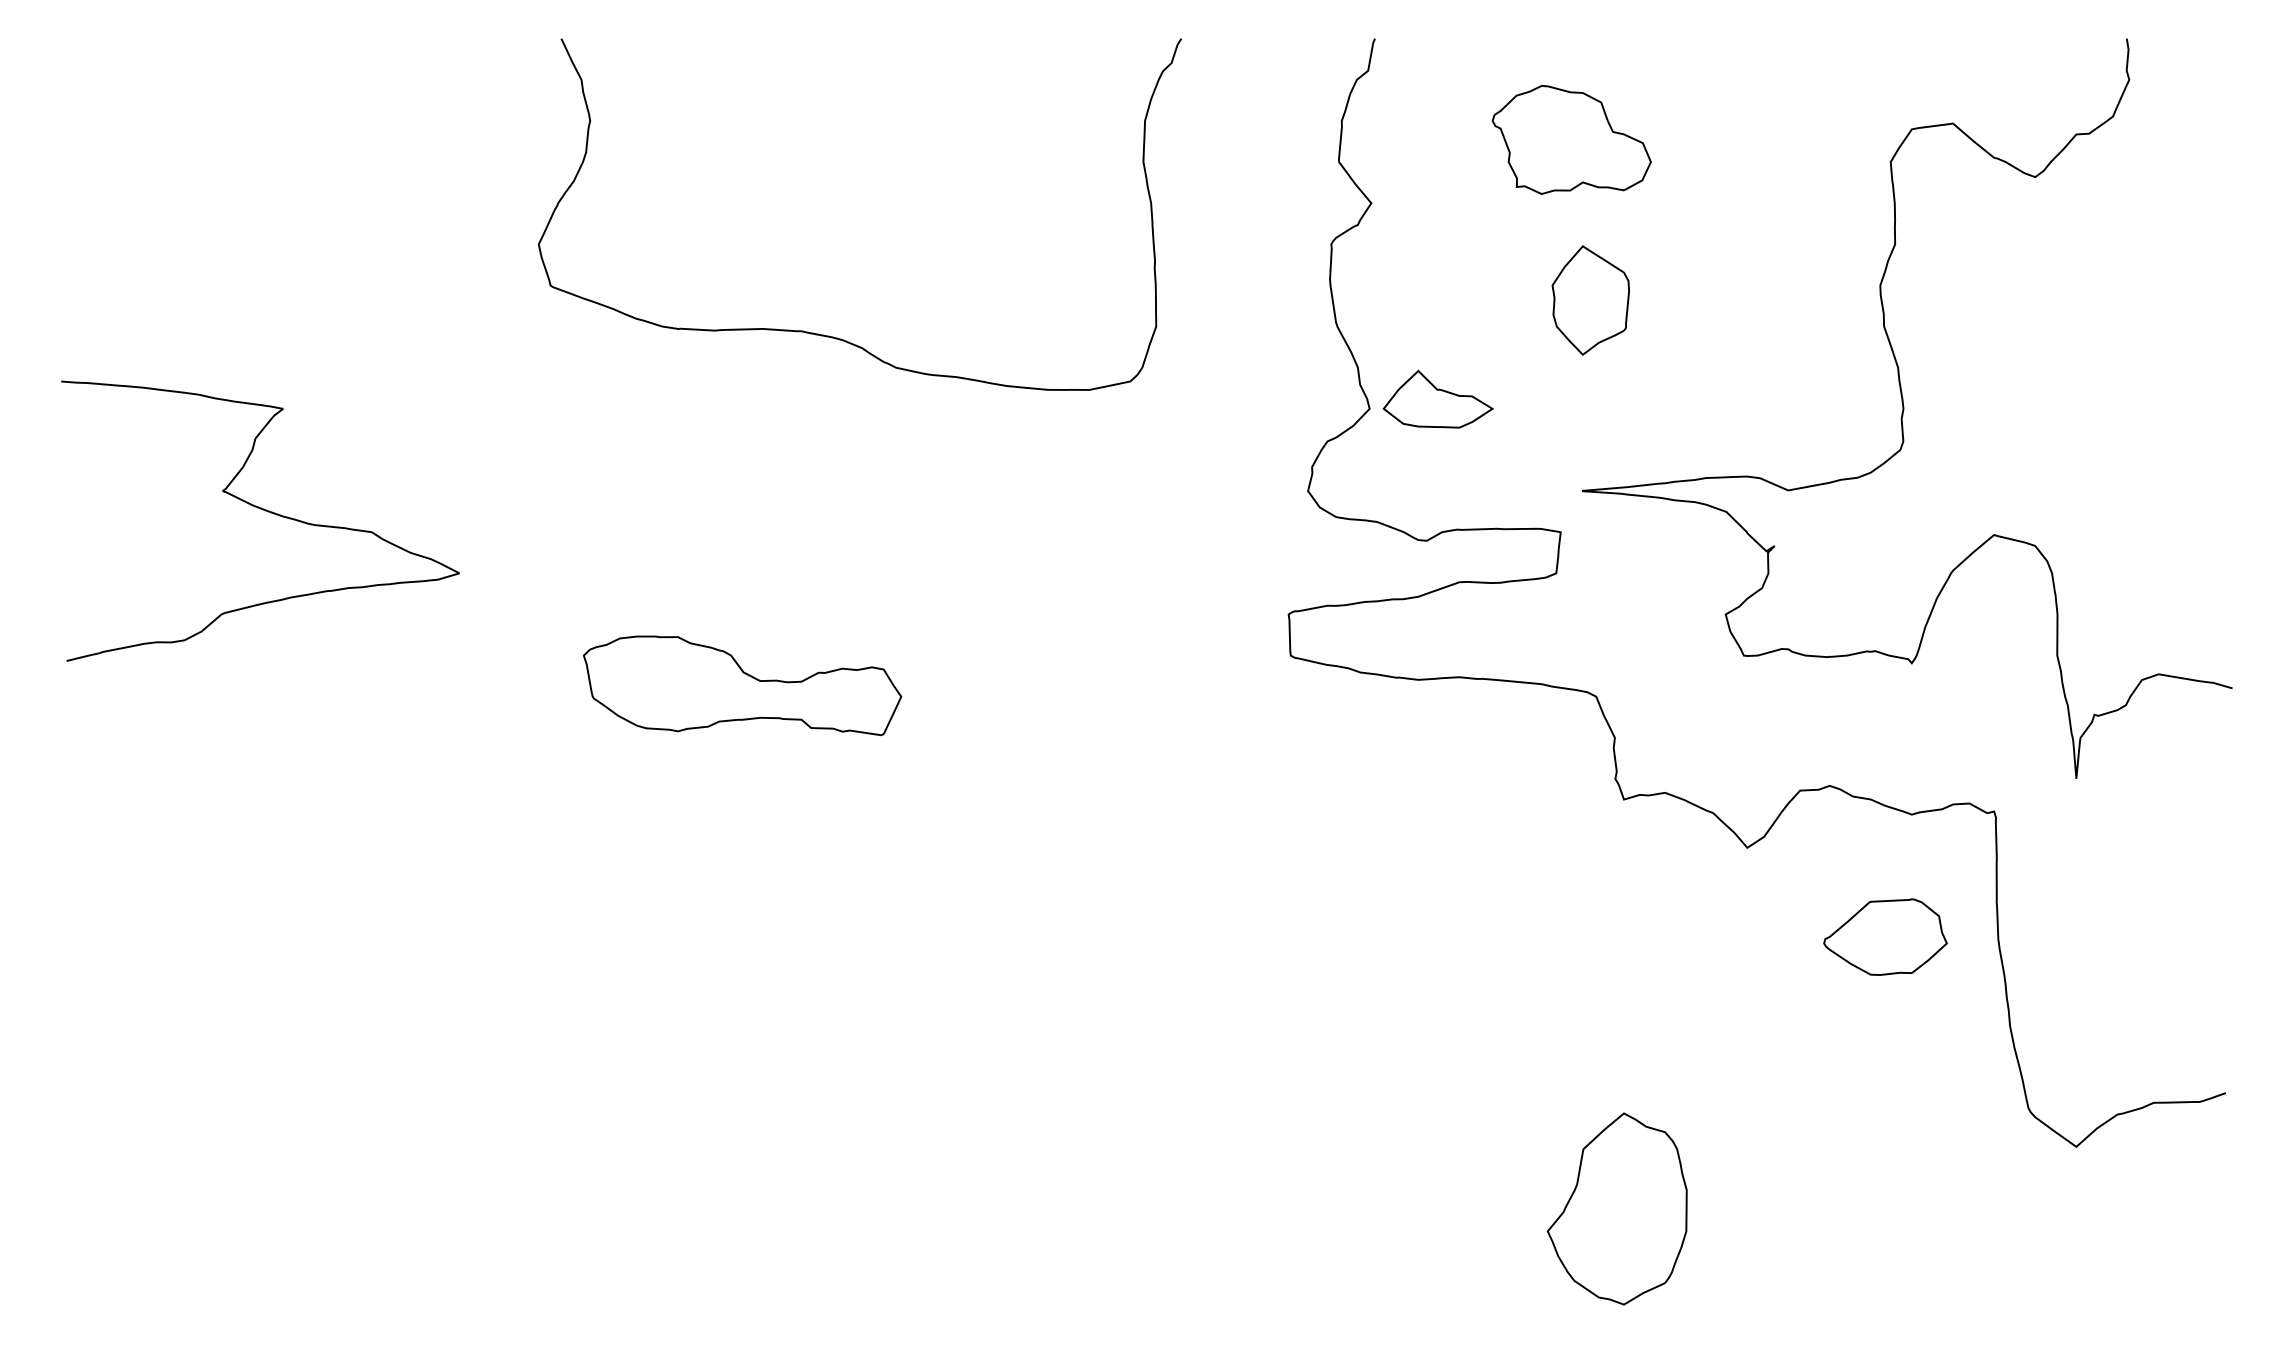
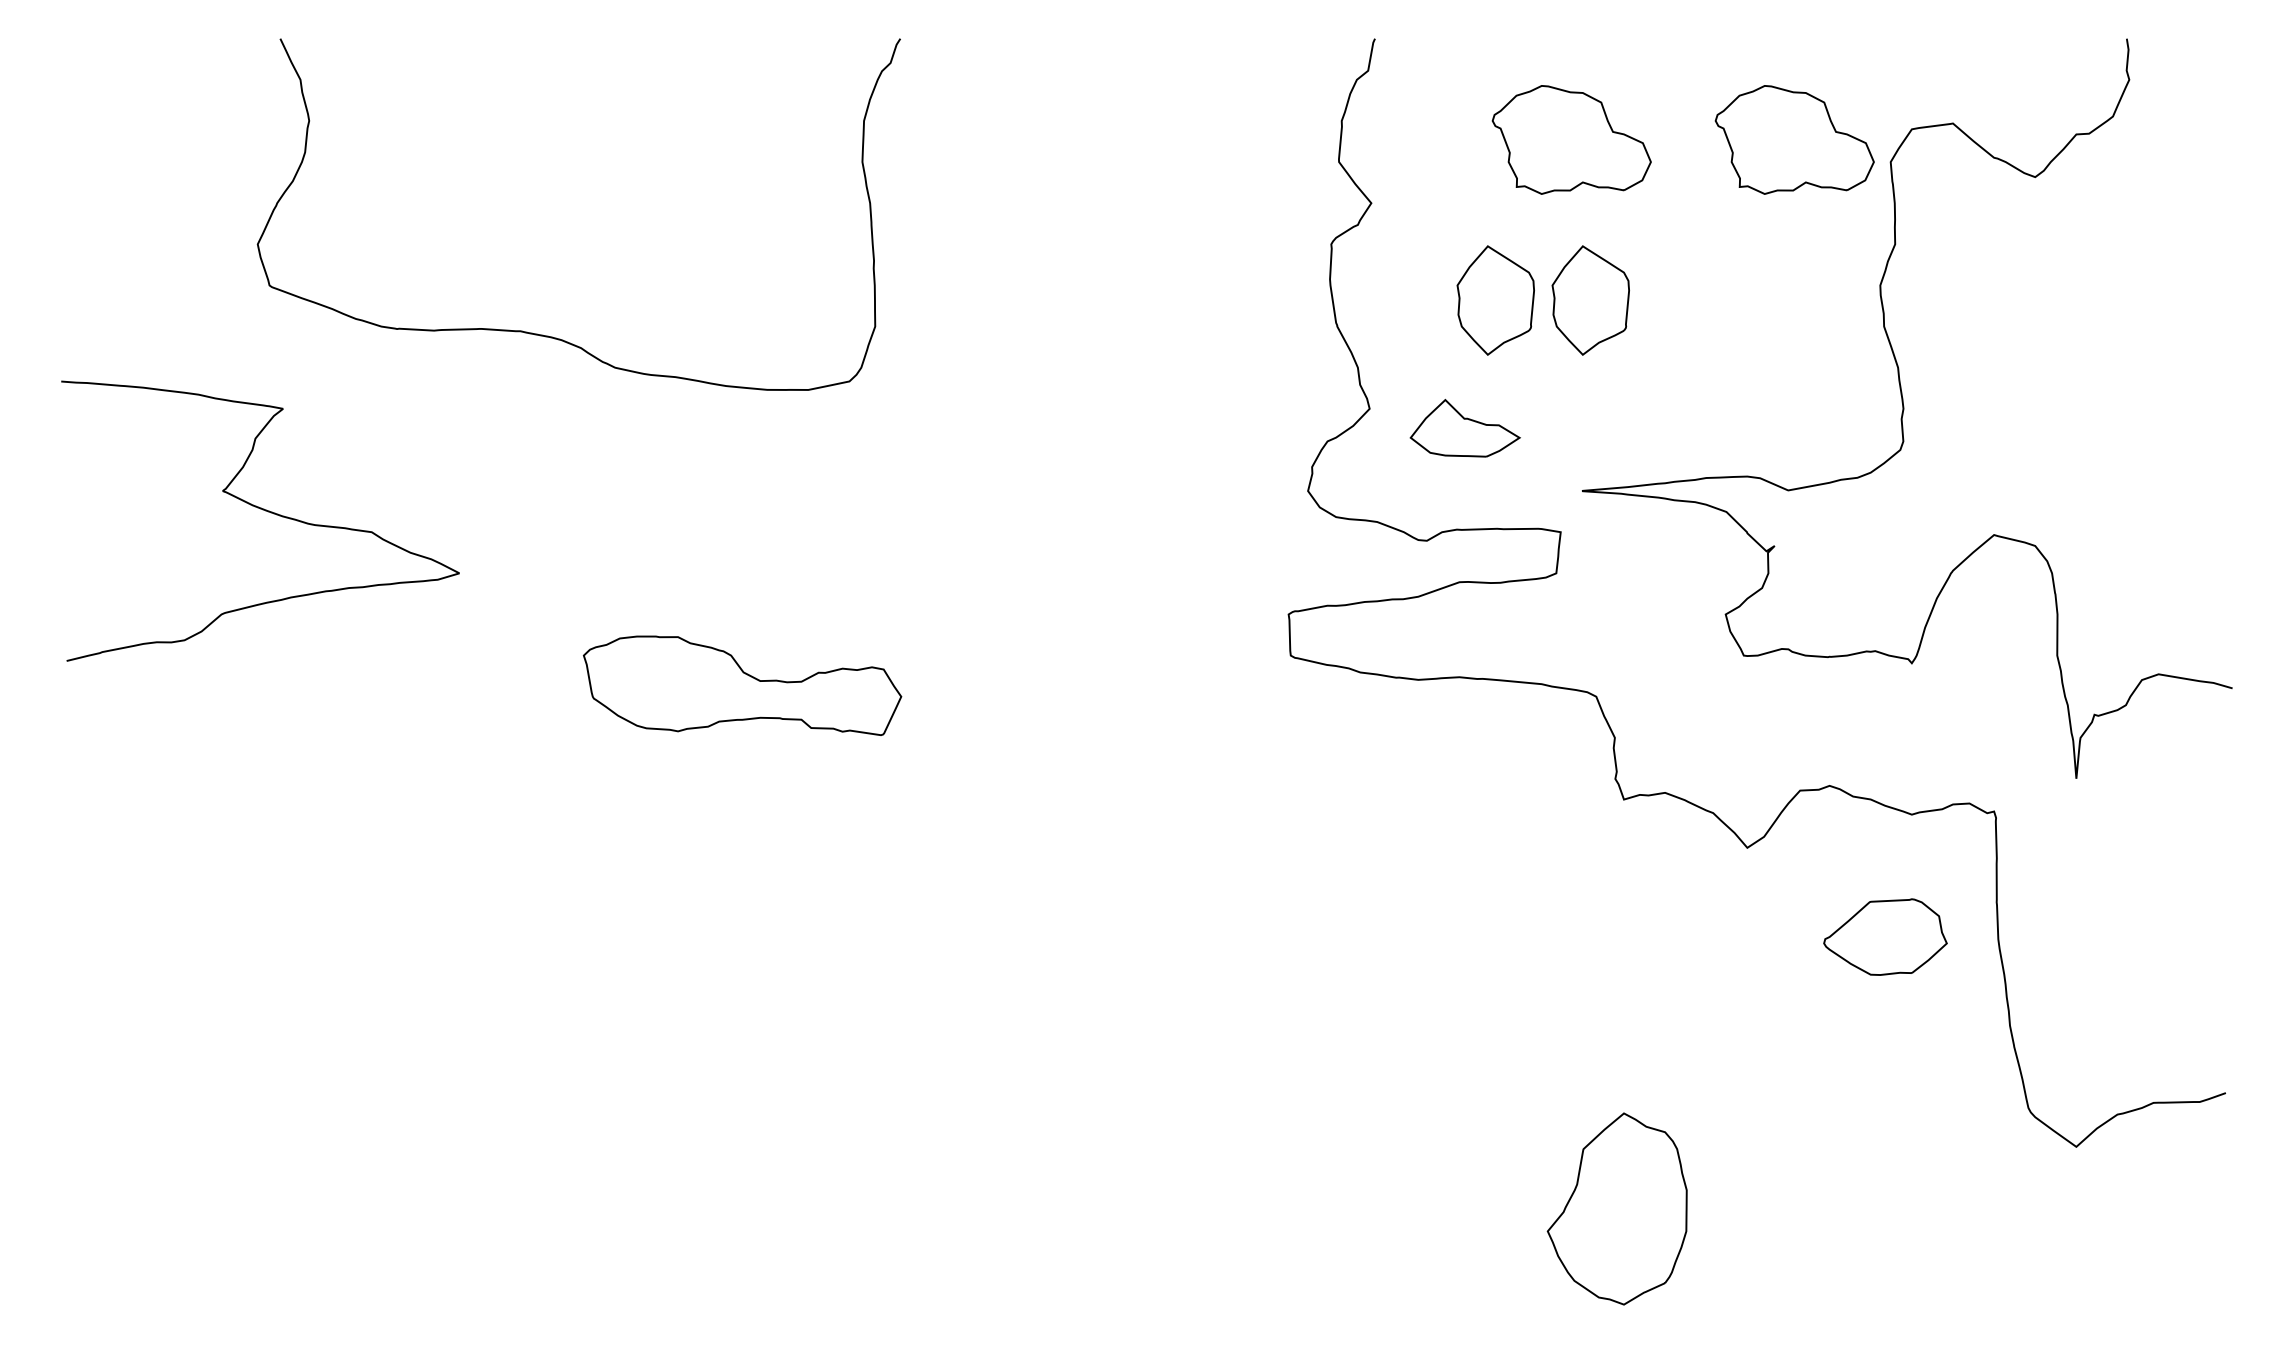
part: none -> present (1794, 139)
part: none -> present (1495, 300)
curve position: (829, 335) -> (548, 335) (548, 335)
part position: (1437, 399) -> (1464, 428) (1464, 428)
